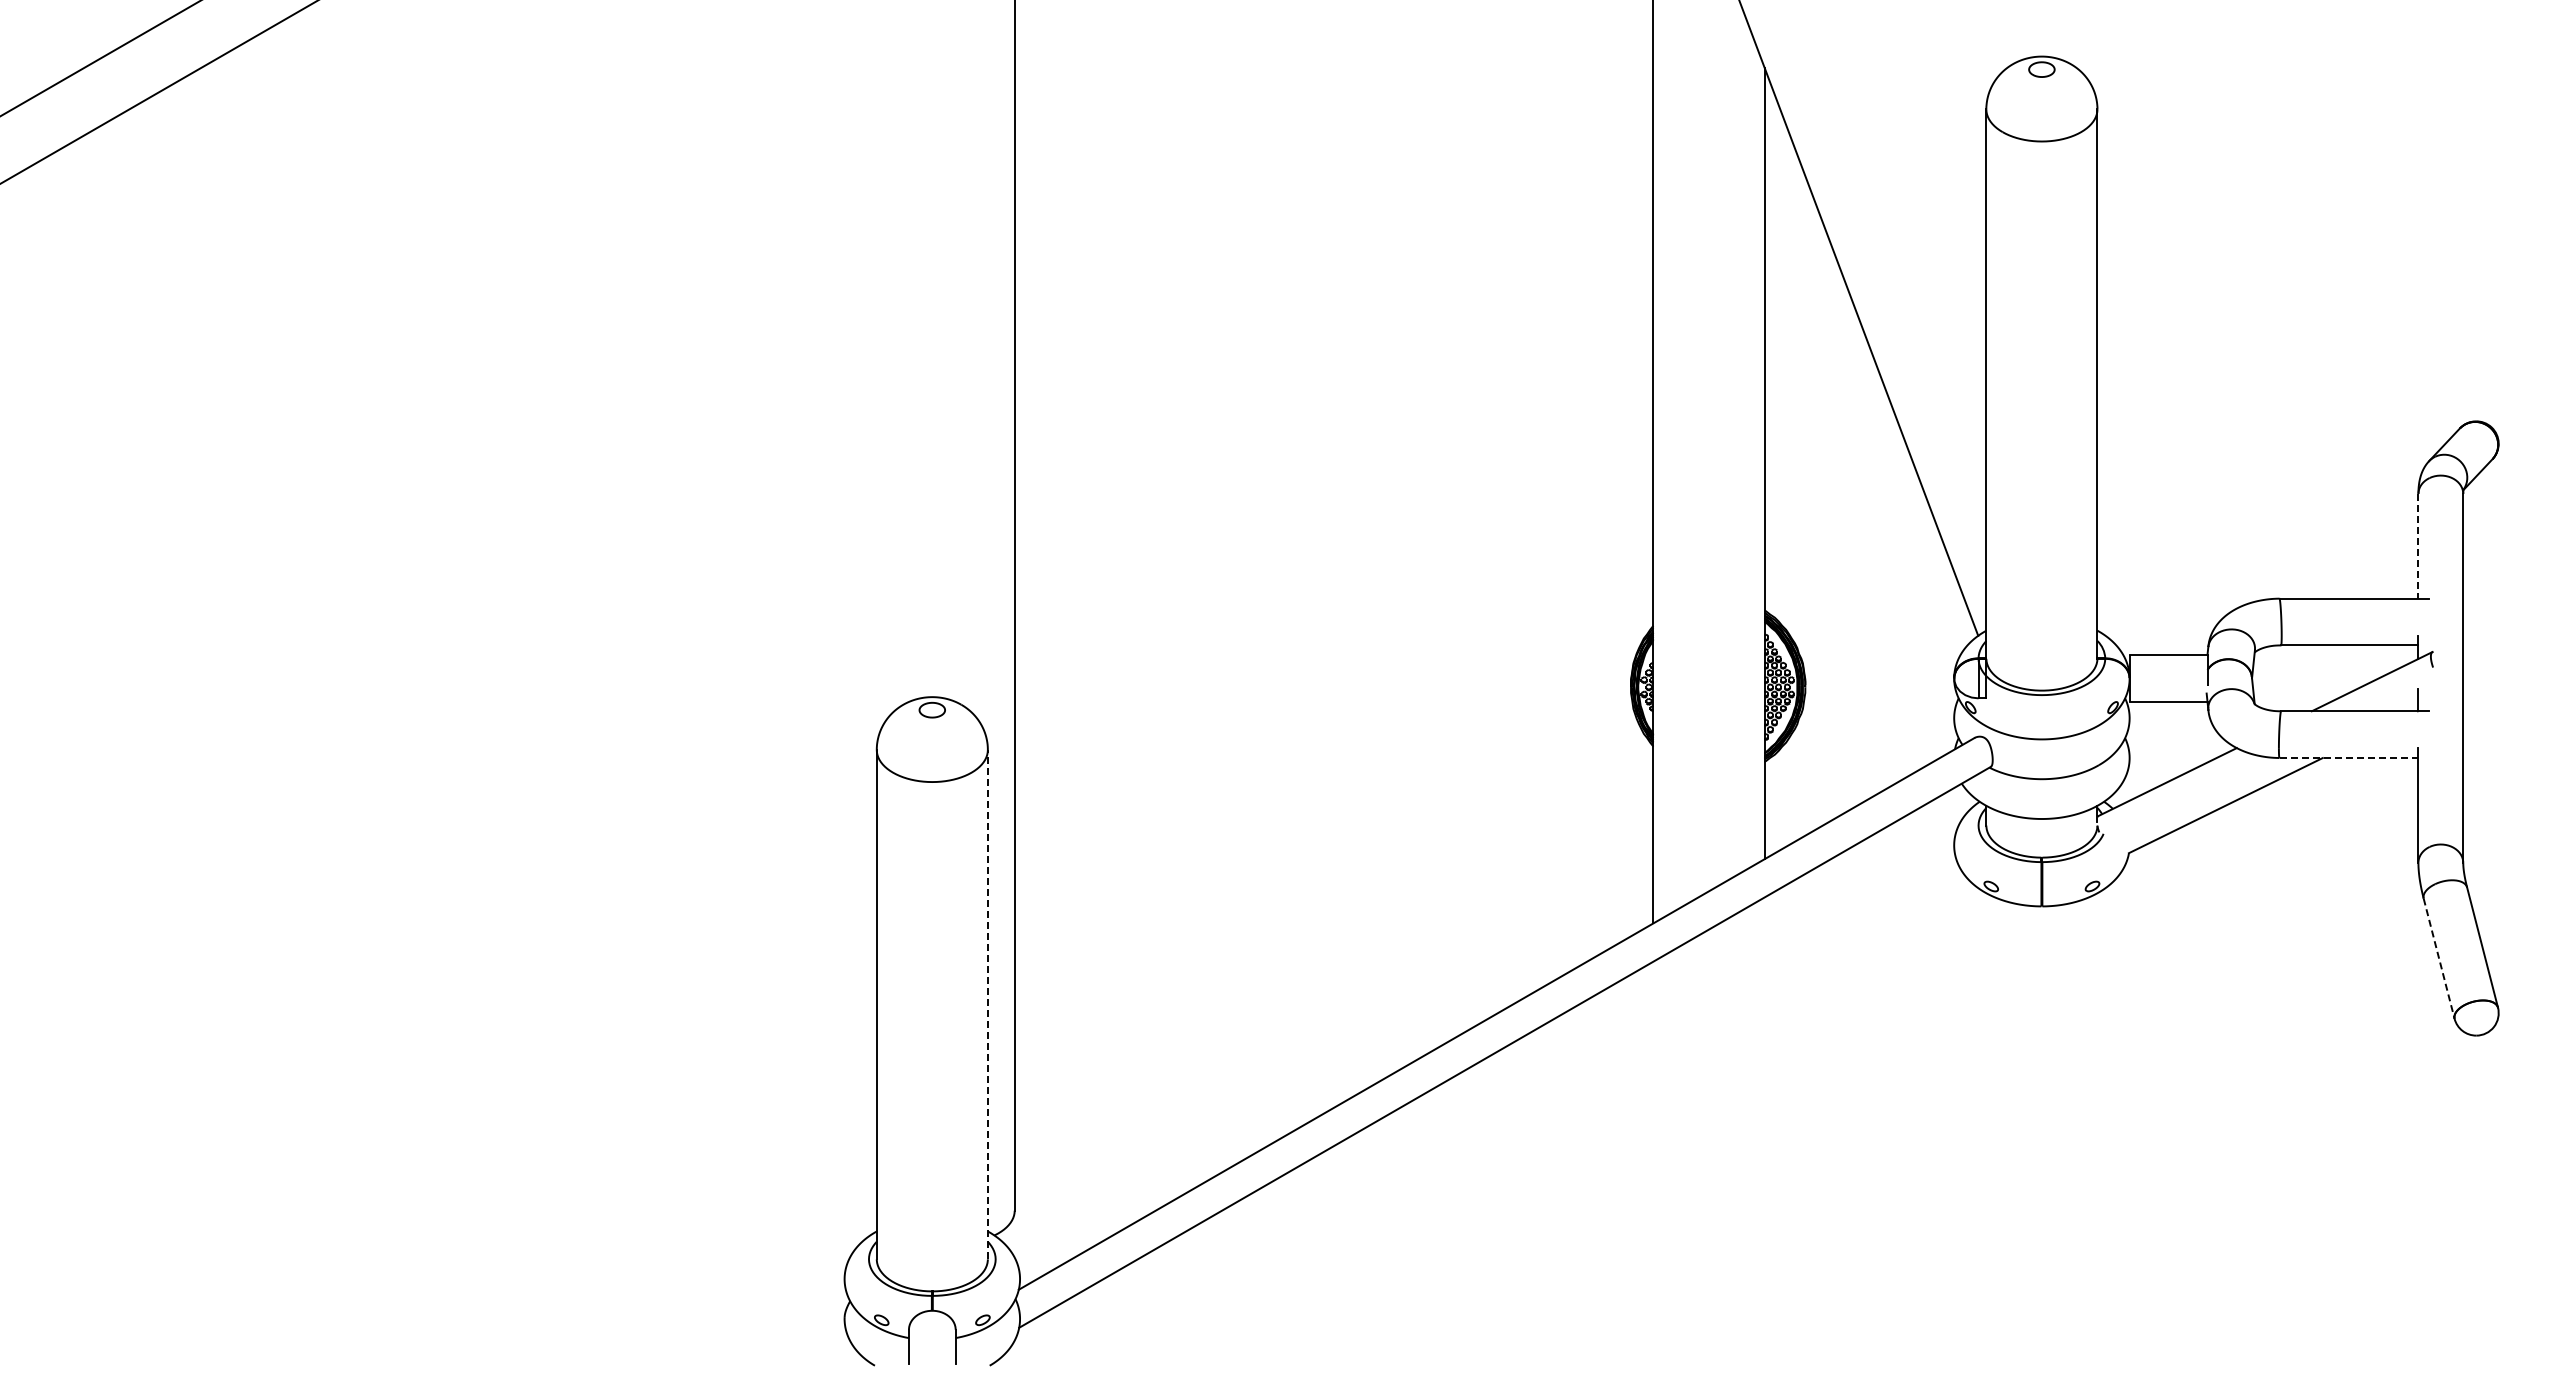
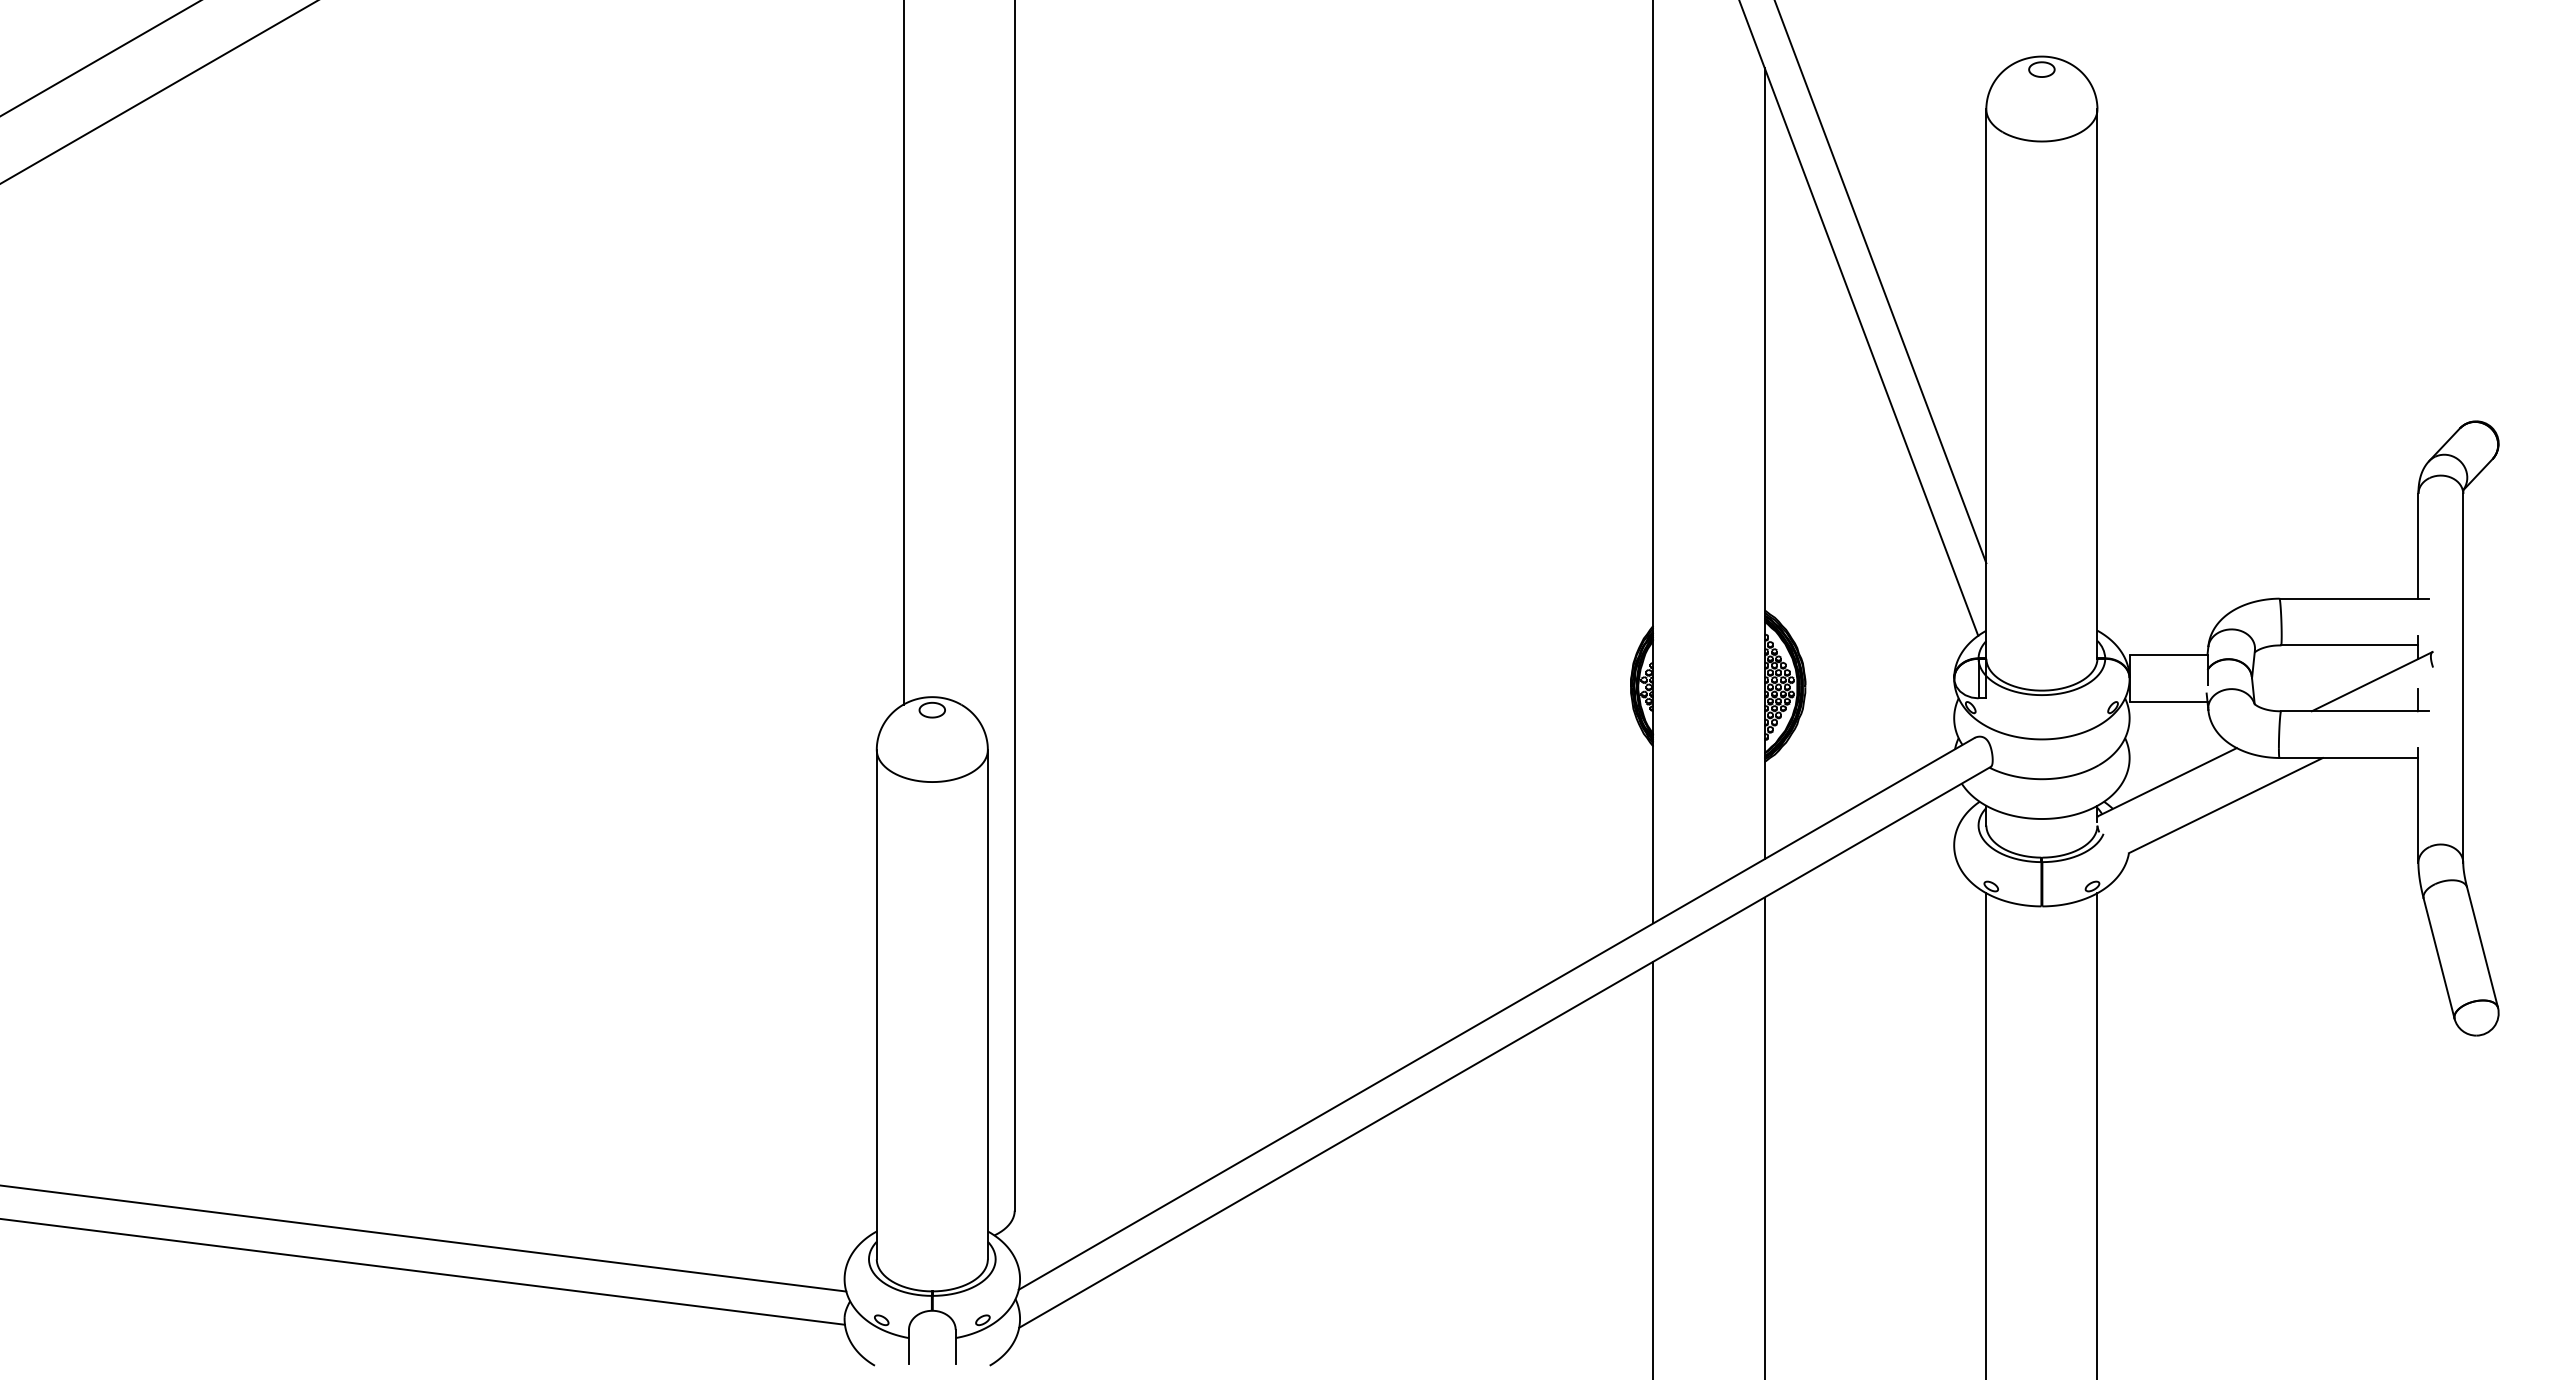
line: none -> present (1880, 282)
line: none -> present (903, 353)
line: dashed -> solid (2418, 546)
line: dashed -> solid (2349, 758)
line: dashed -> solid (2439, 959)
line: dashed -> solid (987, 1004)
line: none -> present (1986, 1134)
line: none -> present (2097, 1134)
line: none -> present (1764, 1136)
line: none -> present (1653, 1168)
line: none -> present (424, 1238)
line: none -> present (423, 1271)
